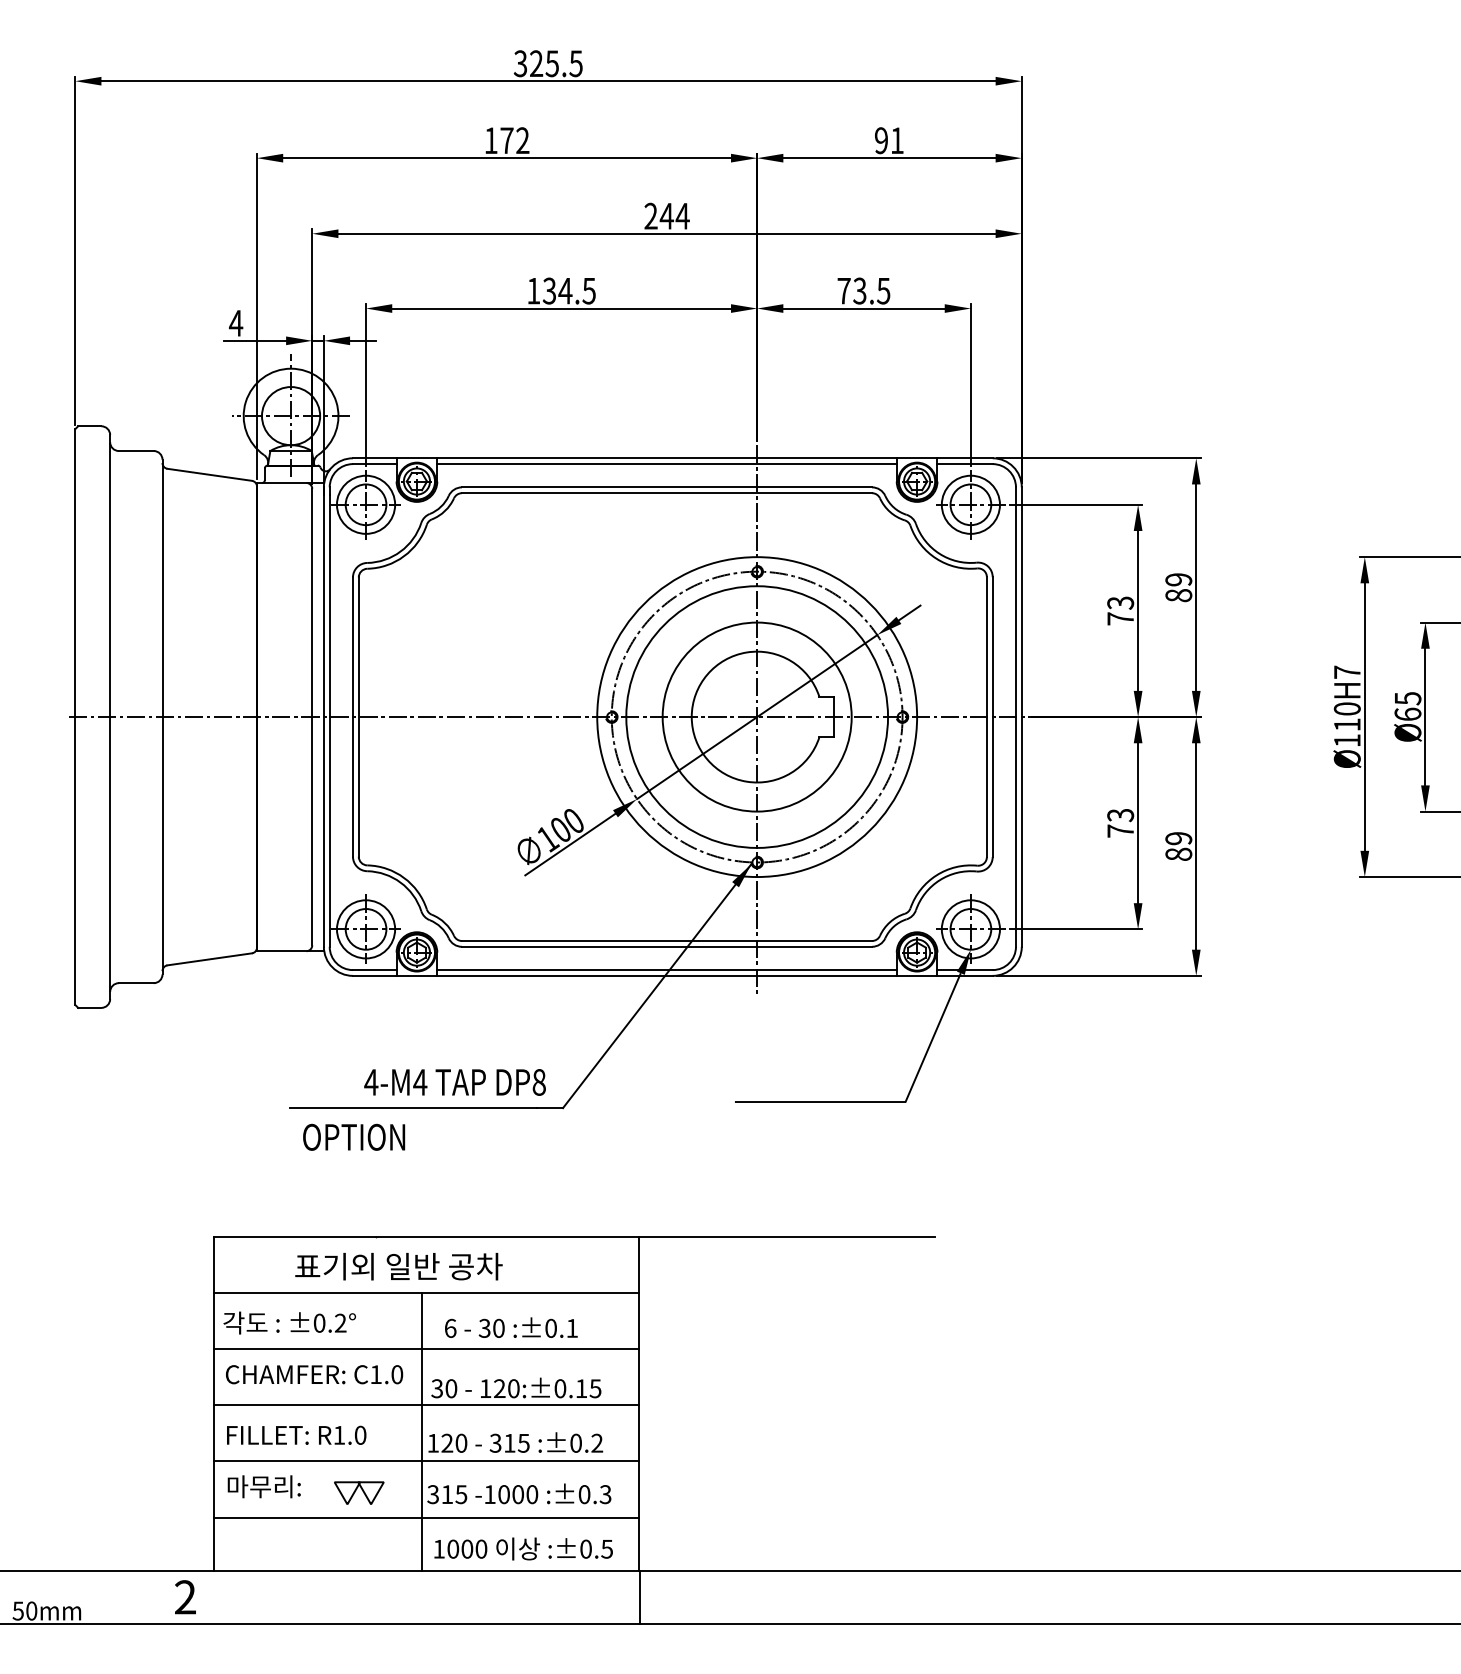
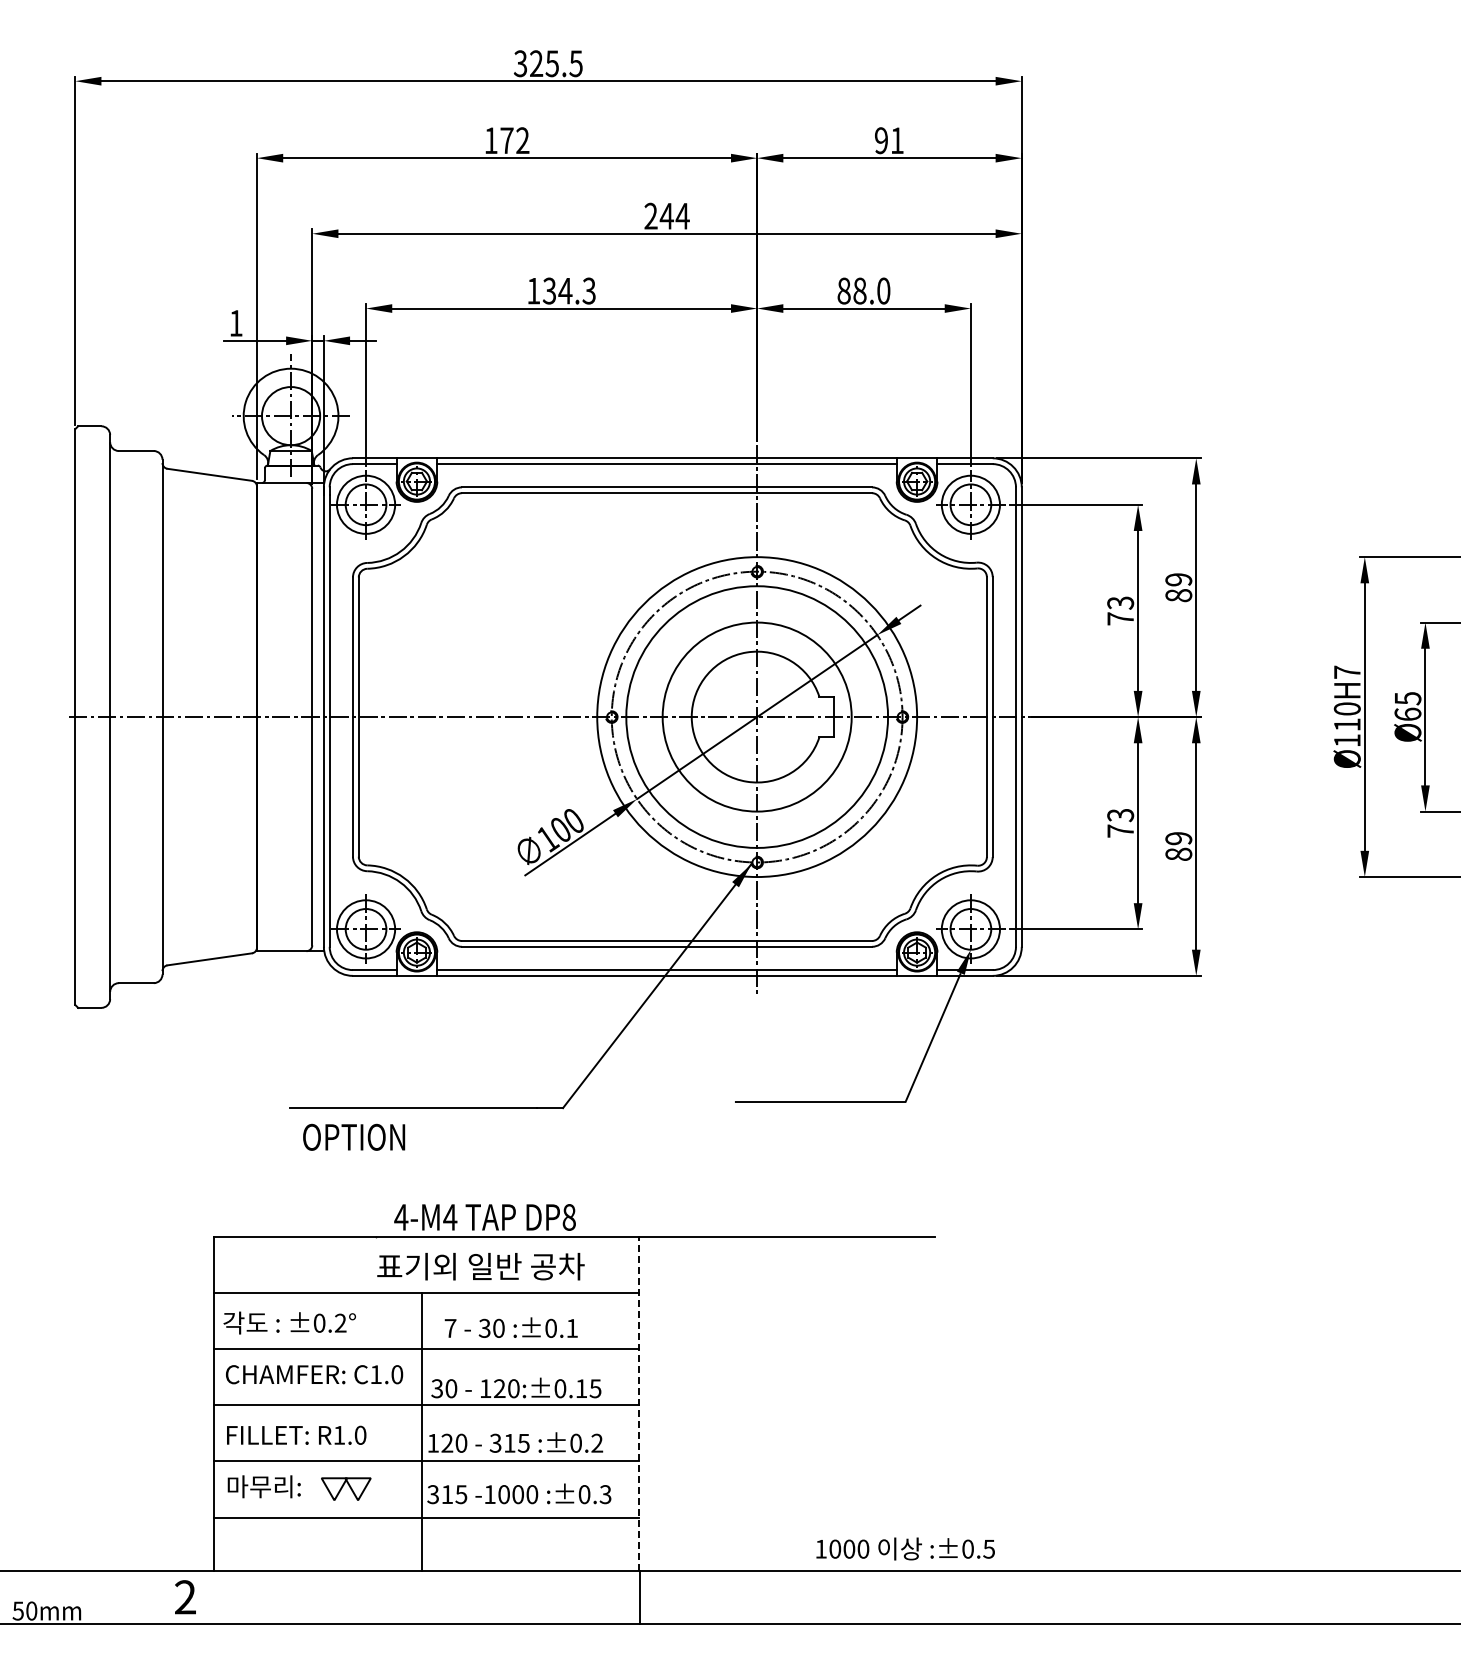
text: 134.5 -> 134.3 (588, 290)
text: 73.5 -> 88.0 (863, 290)
text: 4 -> 1 (236, 323)
text position: (454, 1082) -> (484, 1217) (484, 1217)
text position: (398, 1266) -> (480, 1266) (480, 1266)
text: 6 -> 7 (450, 1327)
line: solid -> dashed (638, 1403)
part position: (359, 1492) -> (346, 1488) (346, 1488)
text position: (523, 1548) -> (905, 1548) (905, 1548)
